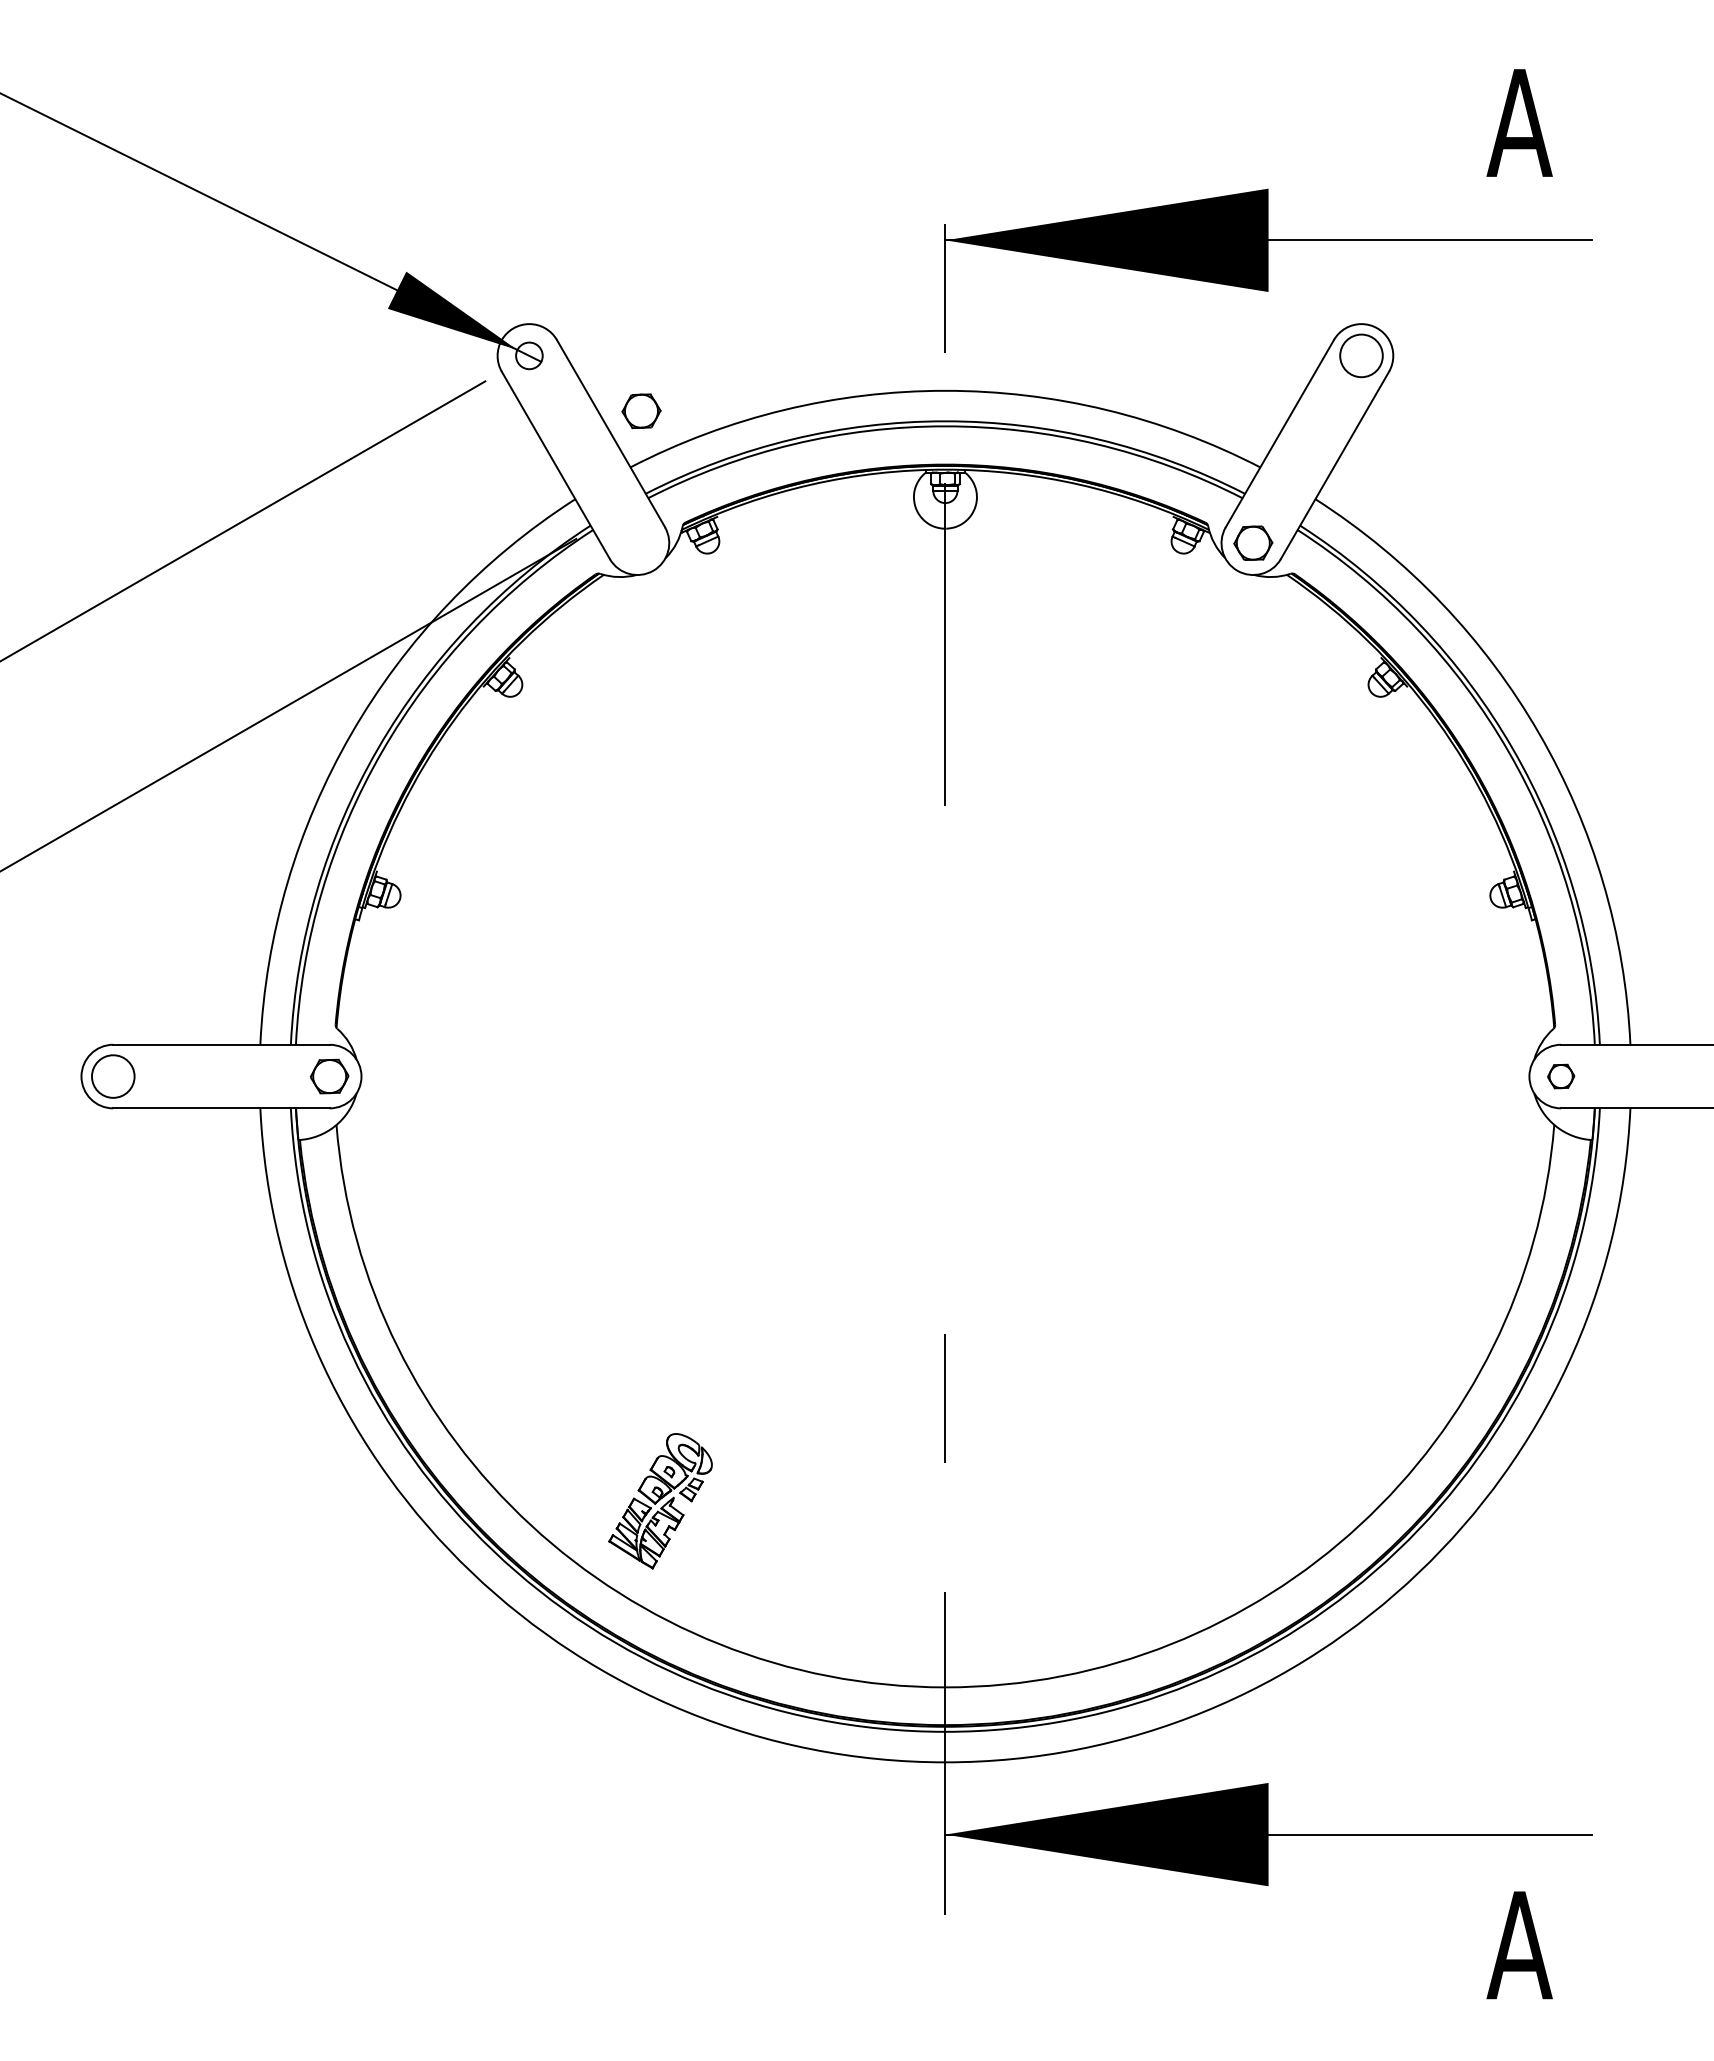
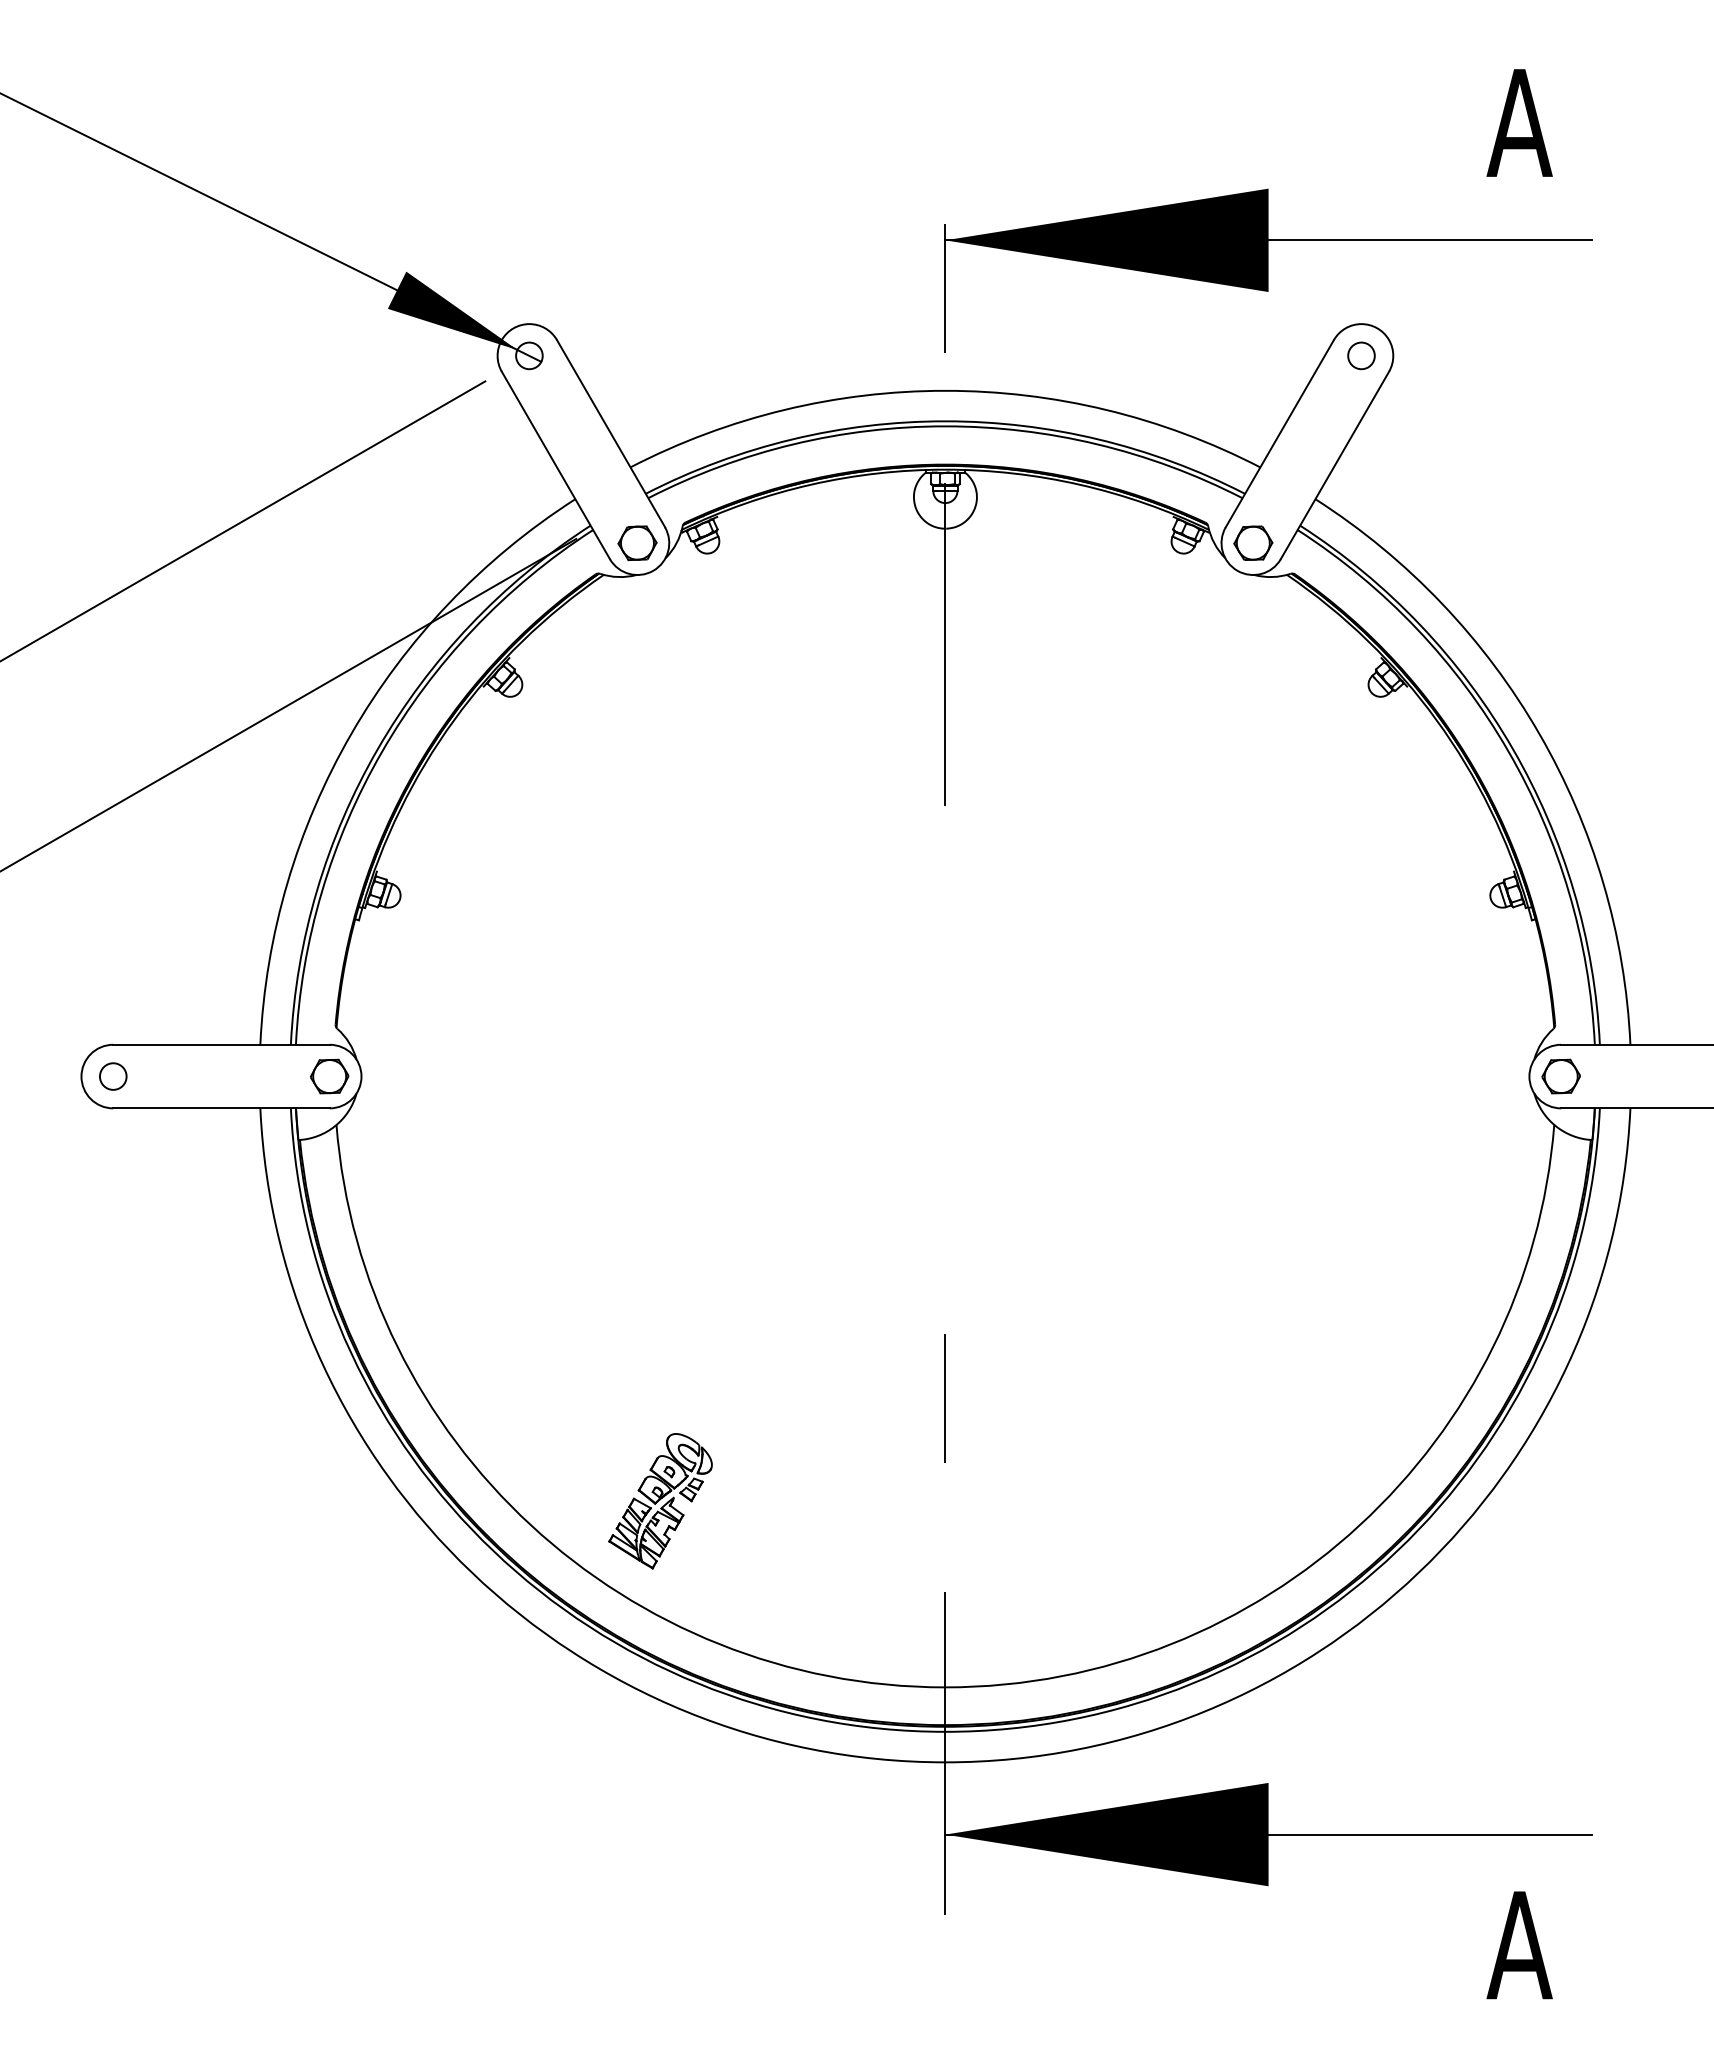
circle diameter: 43 px -> 27 px (1361, 355)
part position: (641, 410) -> (637, 542) (637, 542)
circle diameter: 43 px -> 27 px (112, 1076)
part size: 29x27 px -> 40x37 px (1560, 1076)
